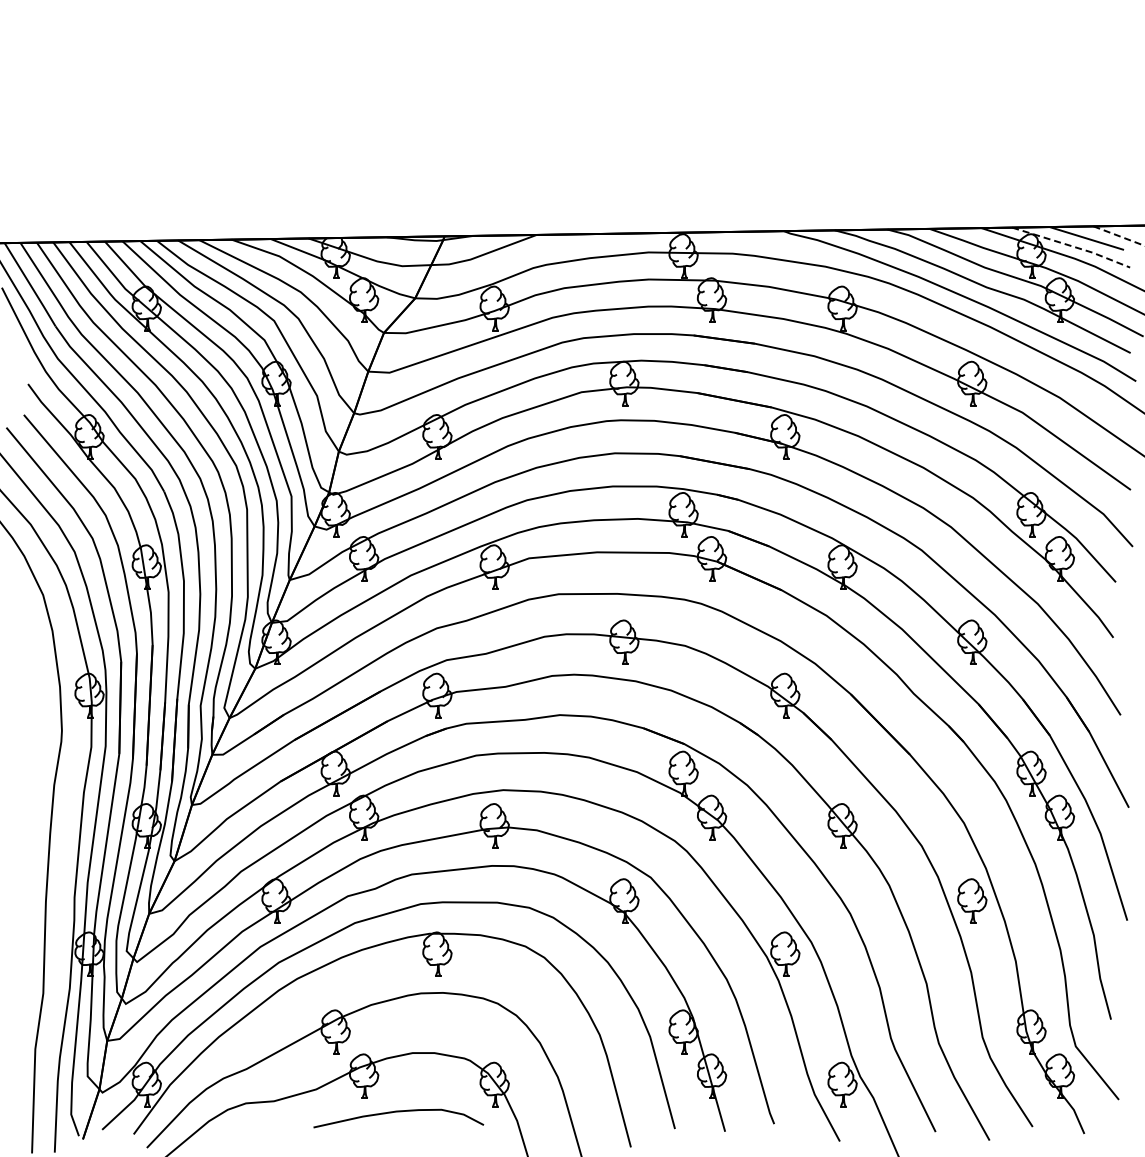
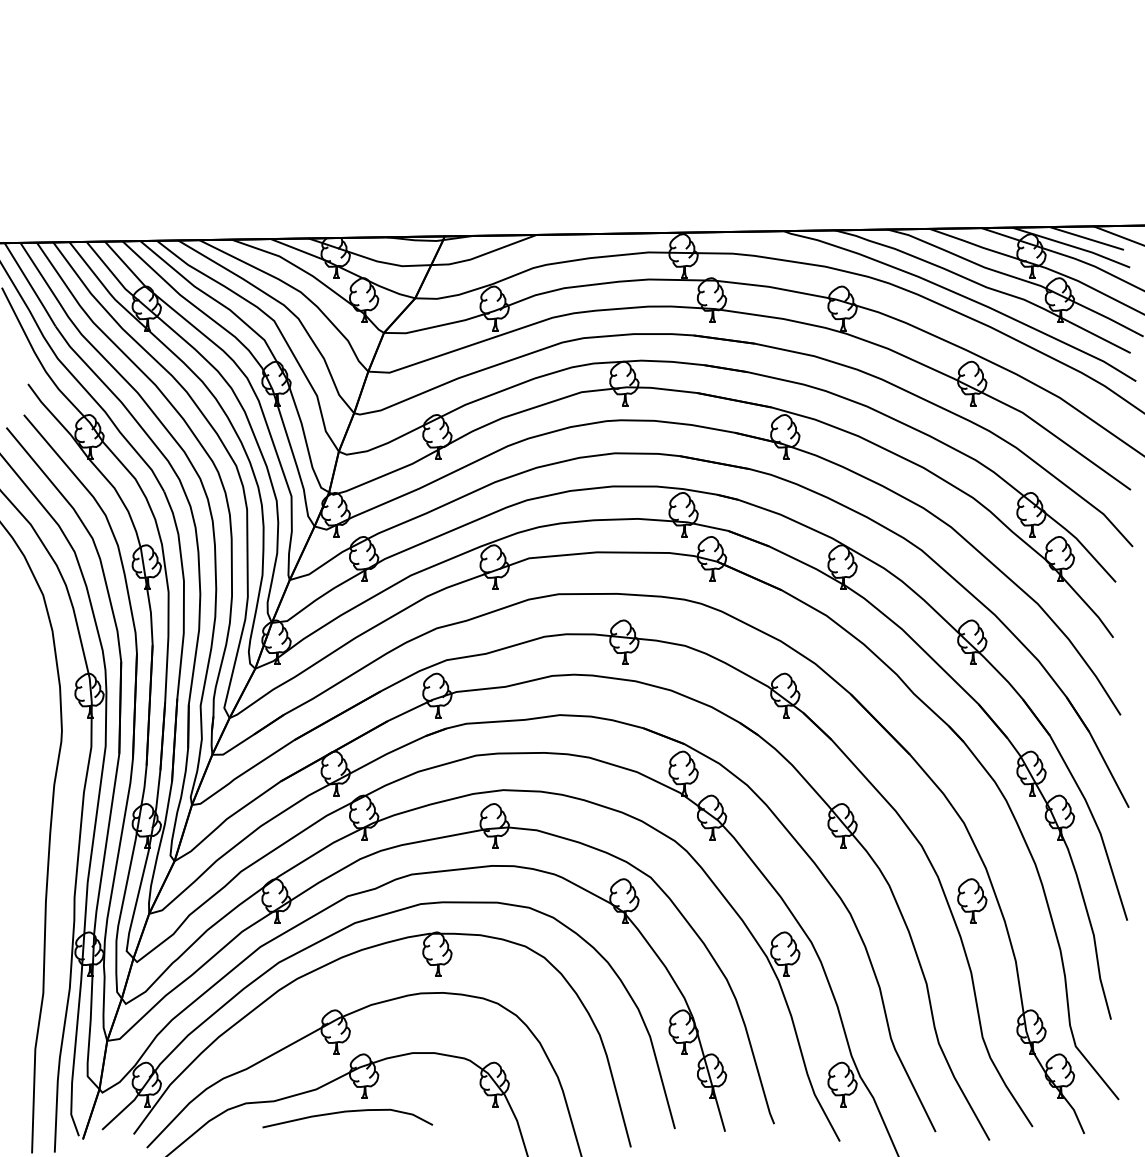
line: dashed -> solid (1119, 236)
line: dashed -> solid (1072, 246)
curve position: (398, 1112) -> (347, 1112) (347, 1112)
